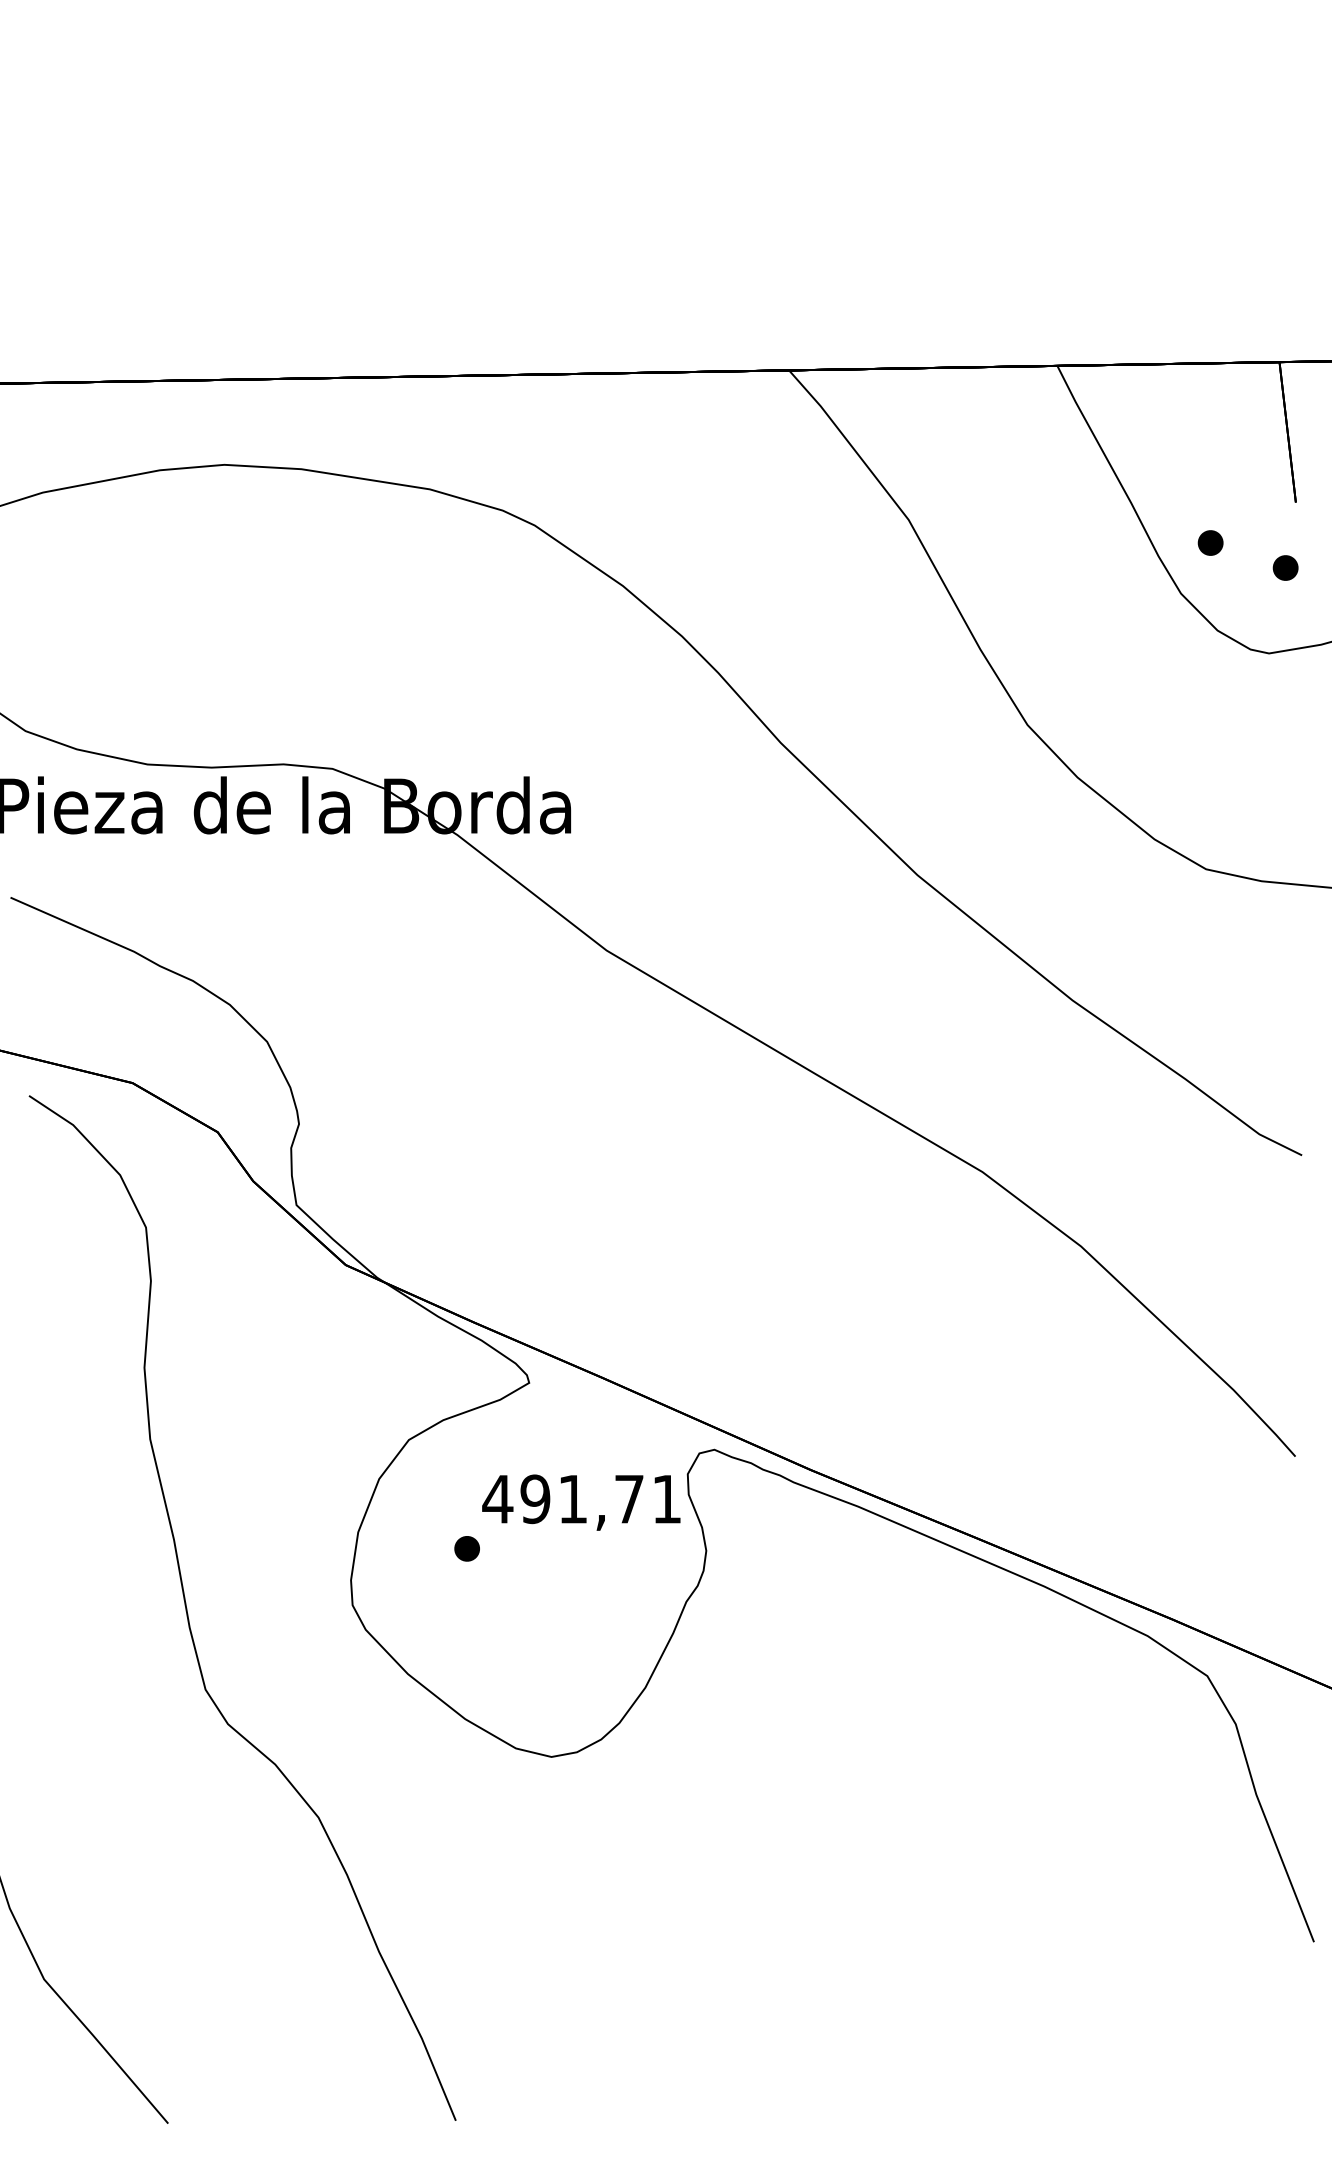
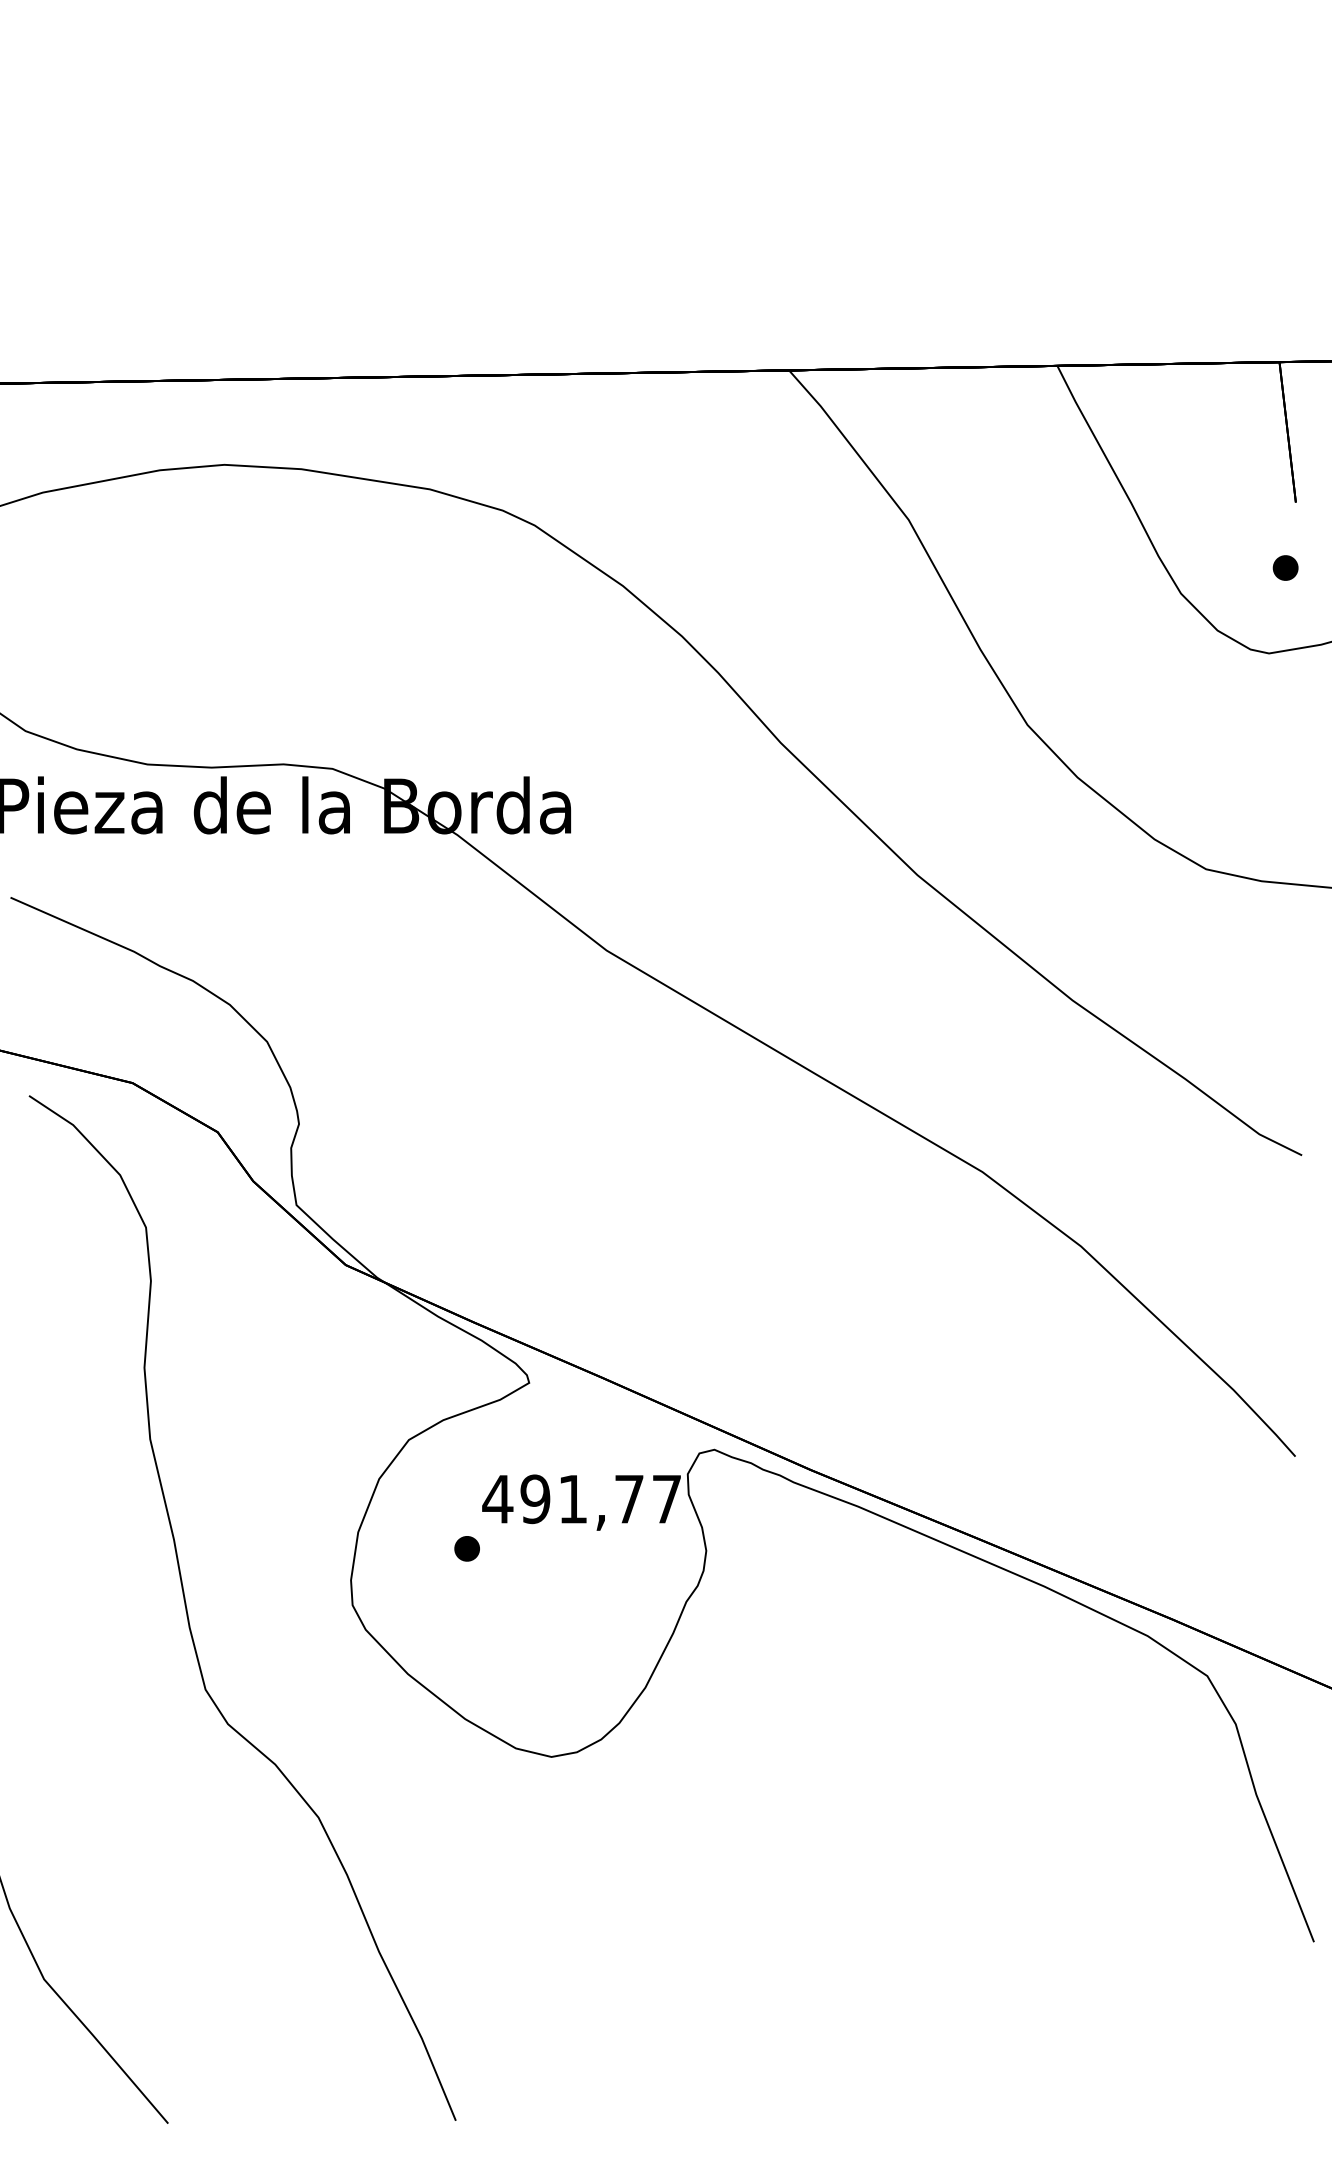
part: present -> none (1210, 542)
text: 491,71 -> 491,77 (666, 1499)
